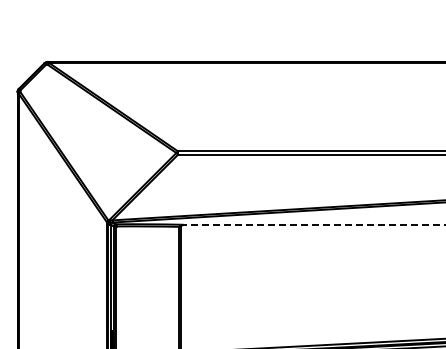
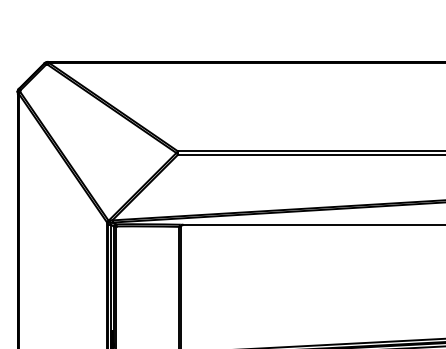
line: dashed -> solid (313, 225)
